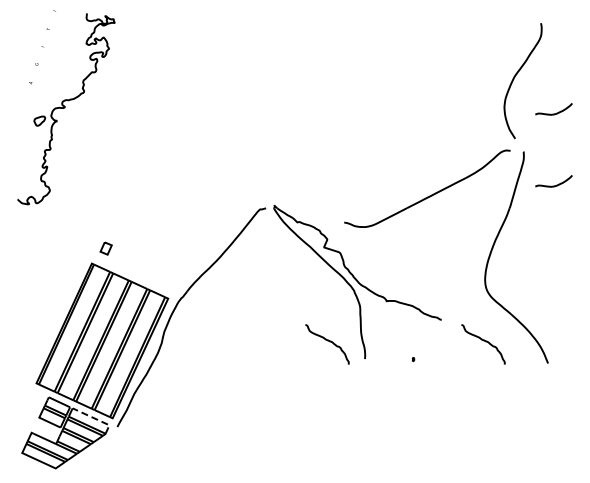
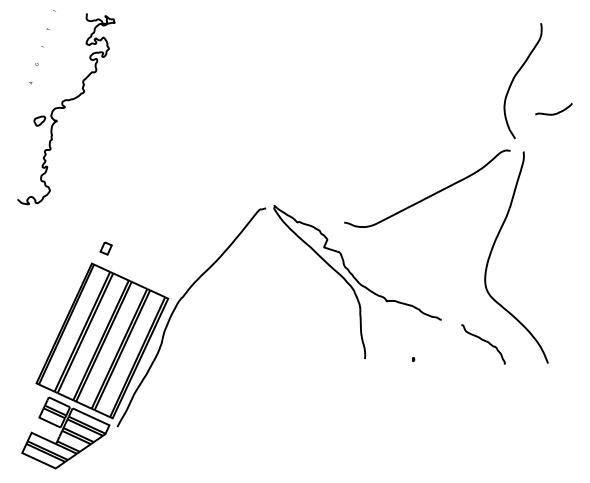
curve: present -> none (553, 185)
curve: present -> none (329, 342)
line: dashed -> solid (96, 419)
